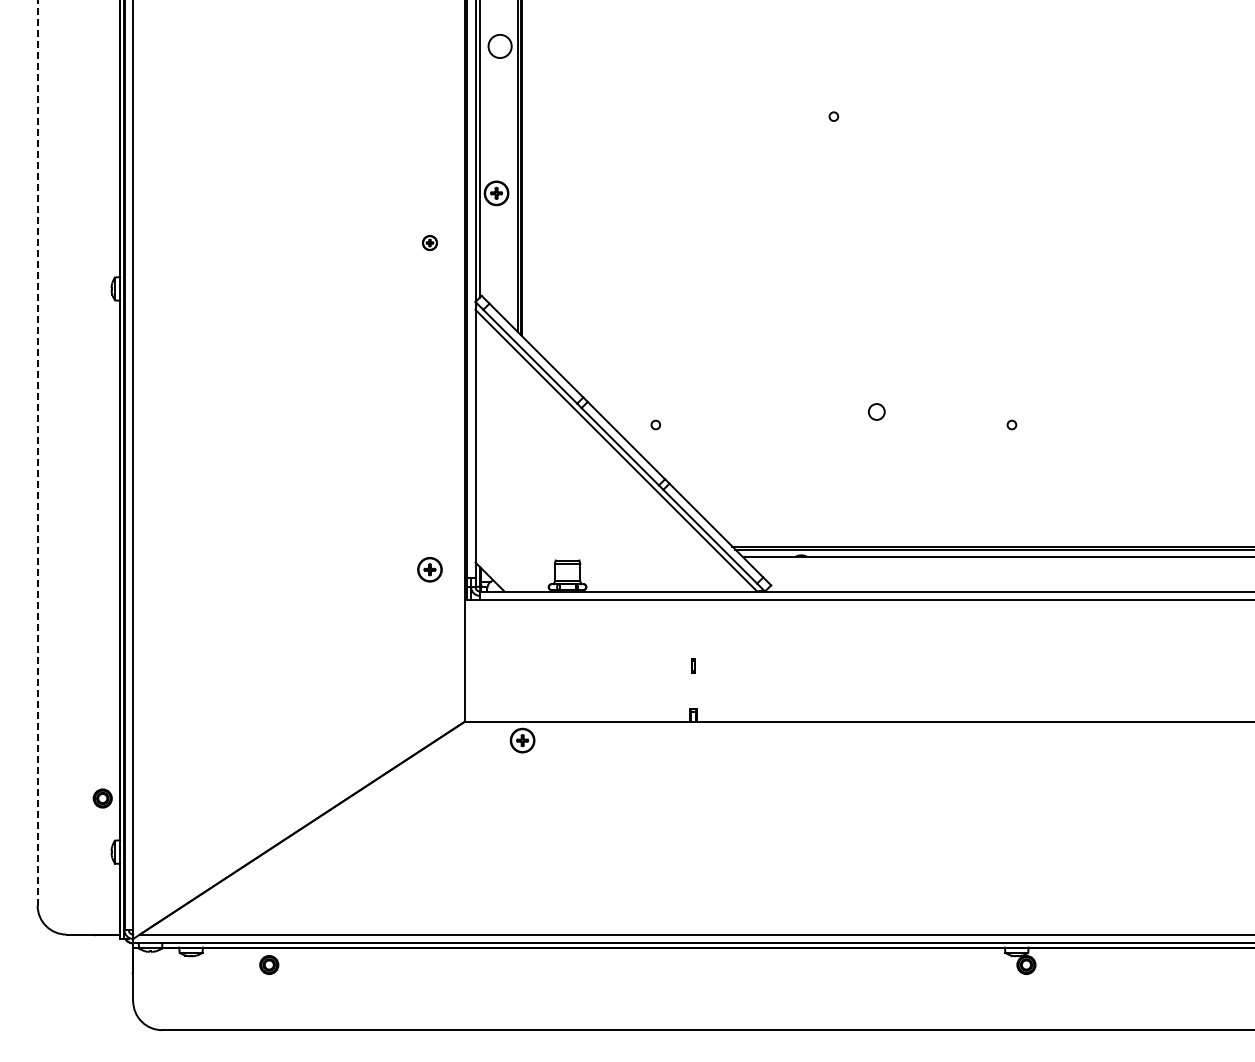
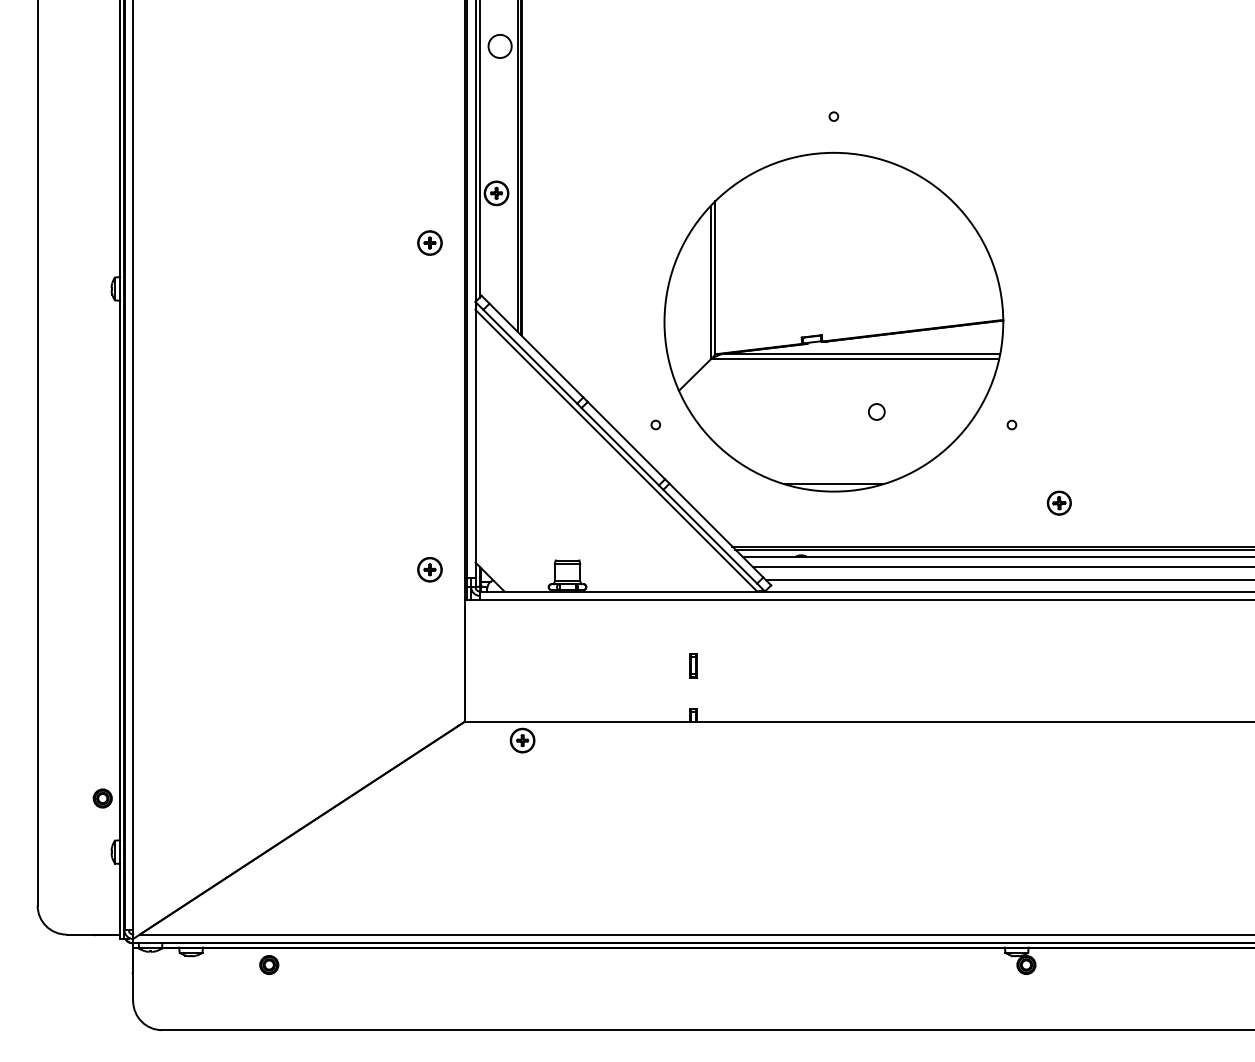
part size: 16x16 px -> 26x26 px (429, 242)
part: none -> present (833, 322)
line: dashed -> solid (37, 452)
part: none -> present (1058, 502)
line: none -> present (1001, 566)
line: none -> present (1008, 579)
part size: 5x16 px -> 9x26 px (693, 665)
